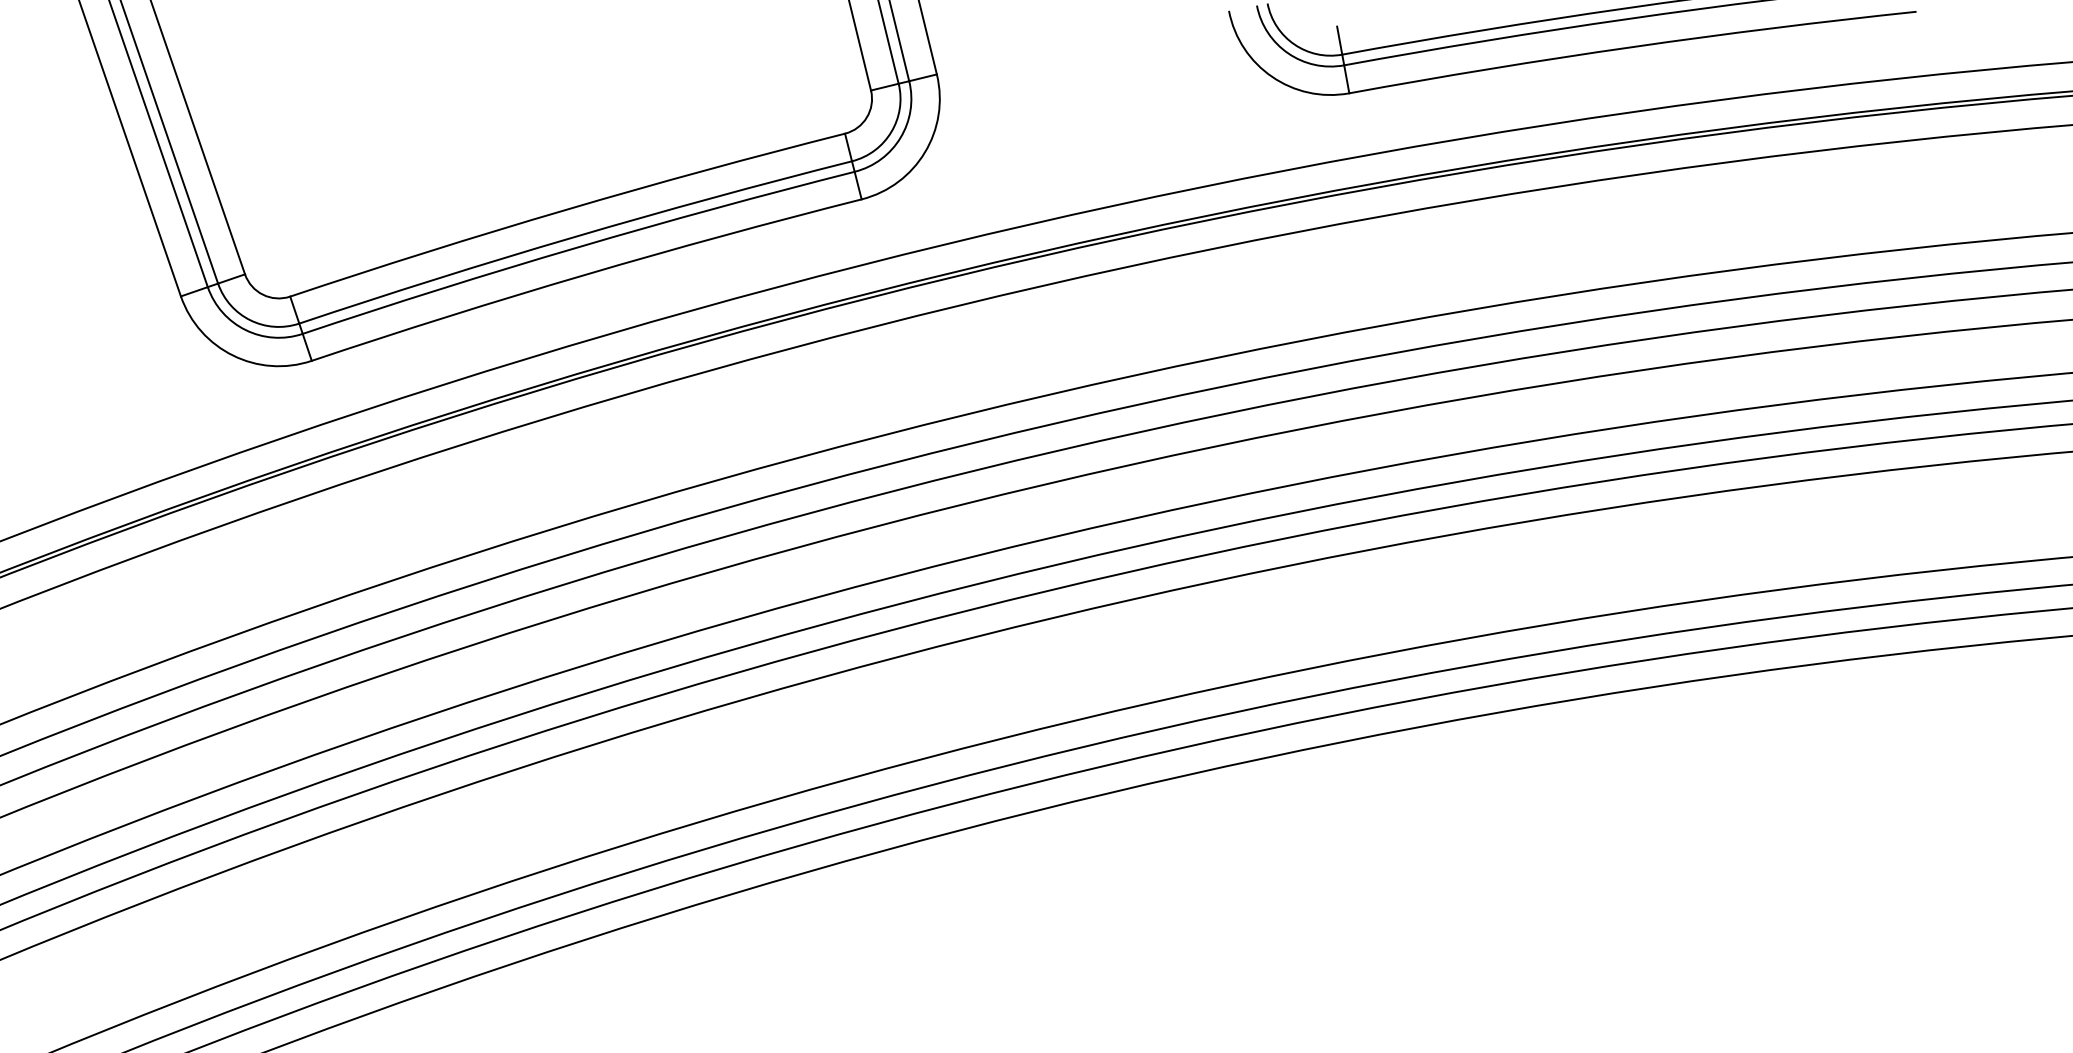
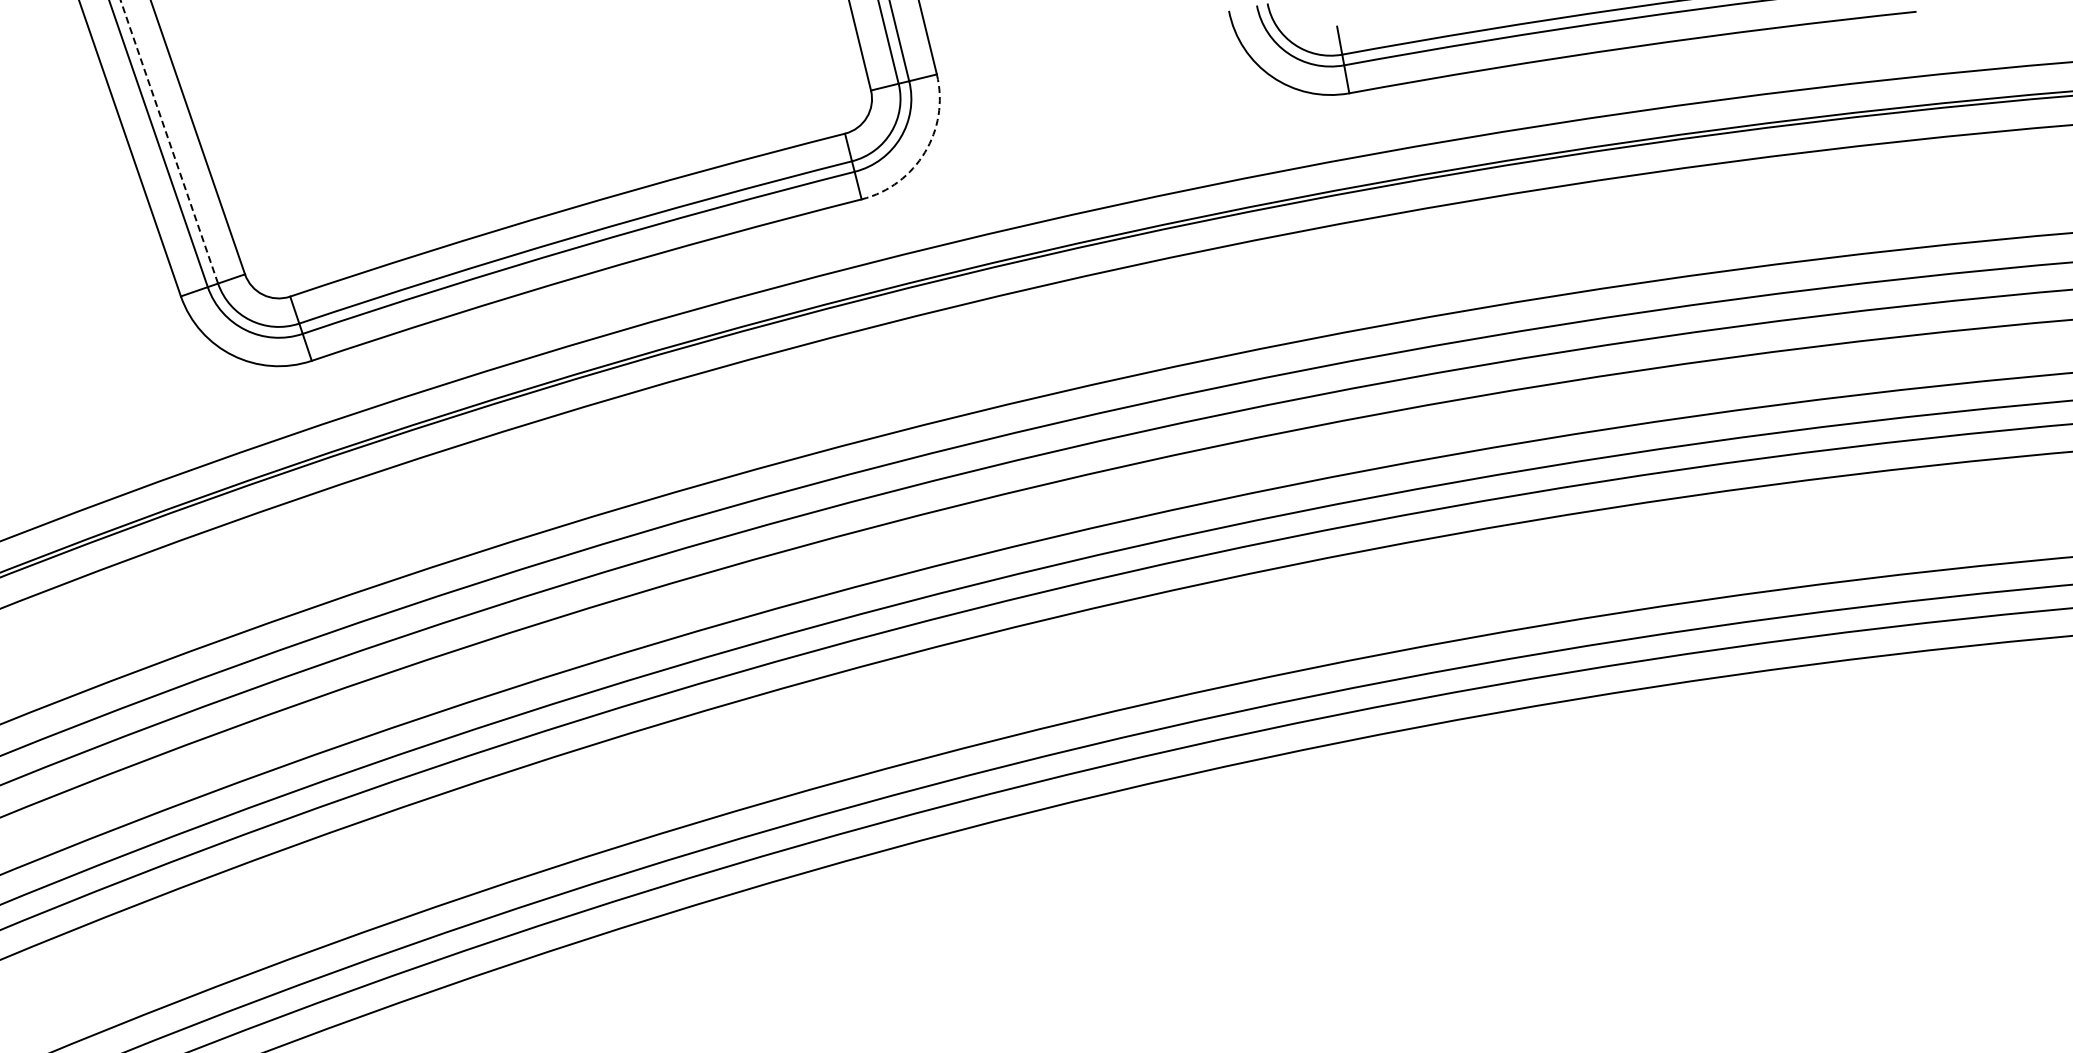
line: solid -> dashed (169, 141)
arc: solid -> dashed (924, 152)
